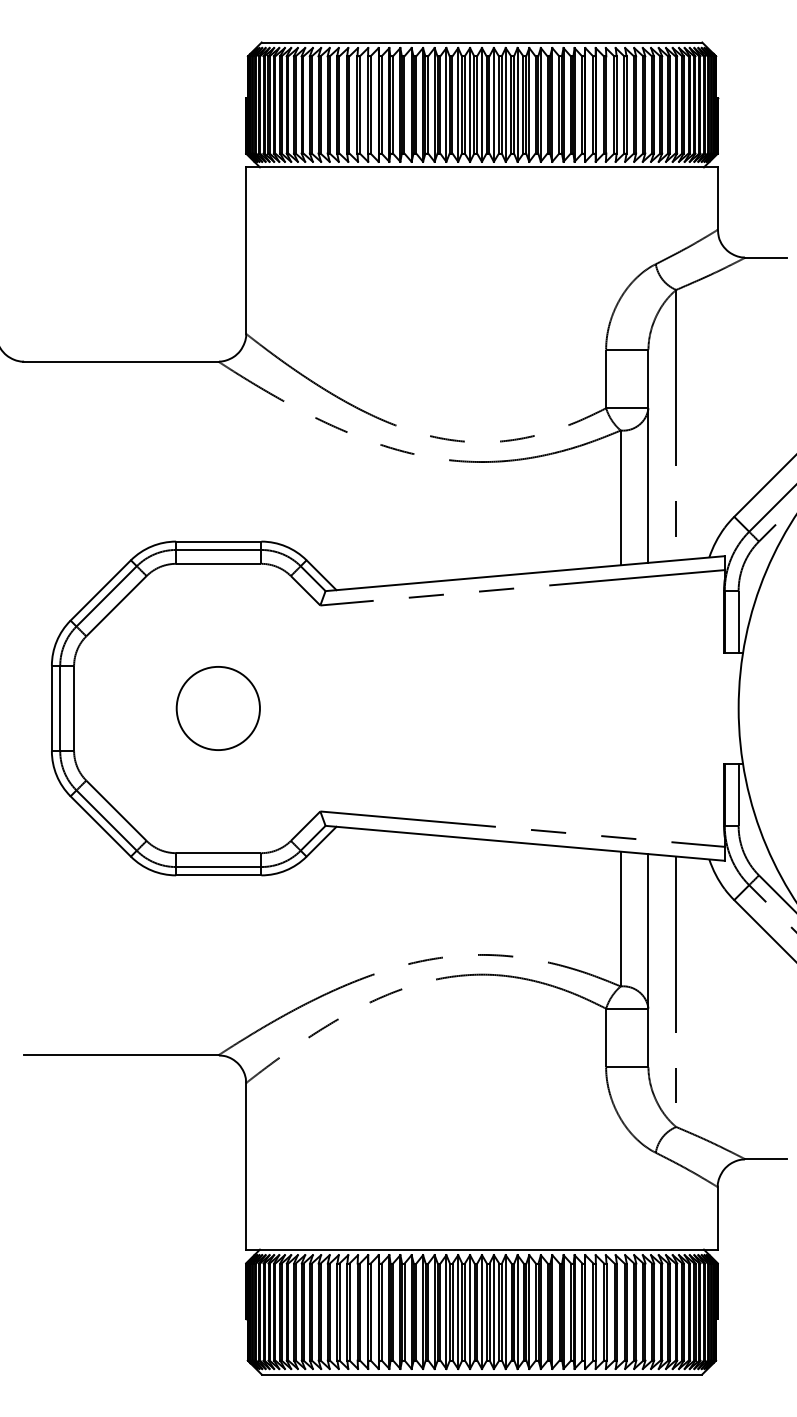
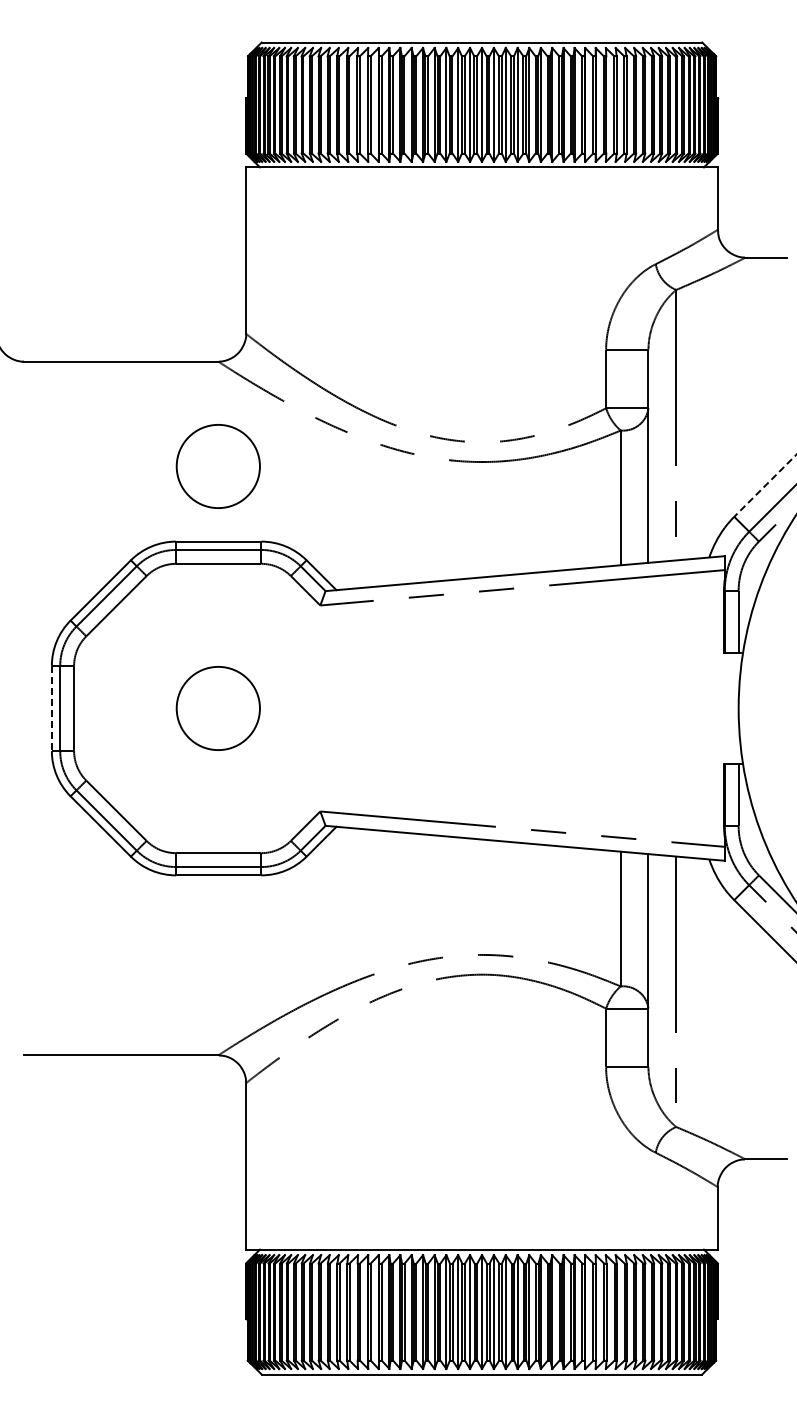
circle: none -> present (217, 466)
line: solid -> dashed (765, 485)
line: solid -> dashed (51, 708)
